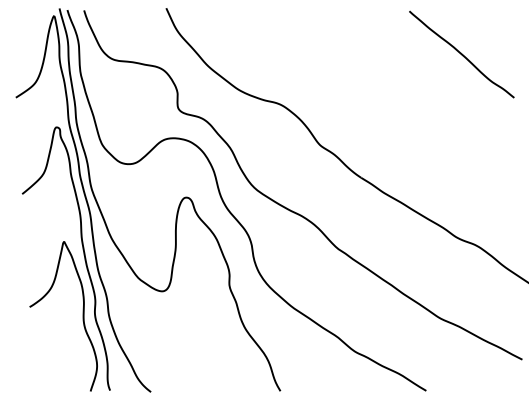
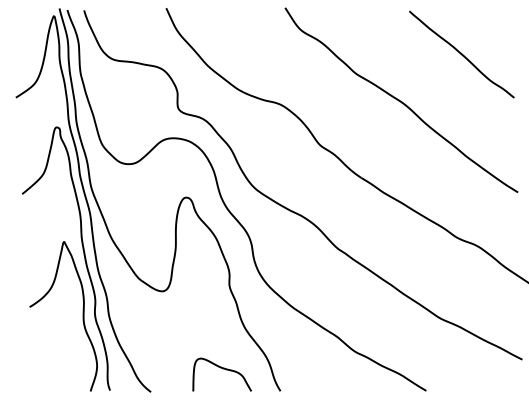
curve: none -> present (400, 100)
curve: none -> present (223, 369)
